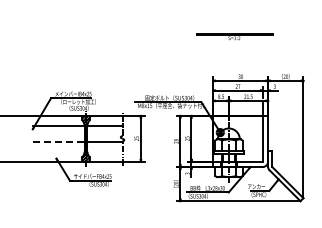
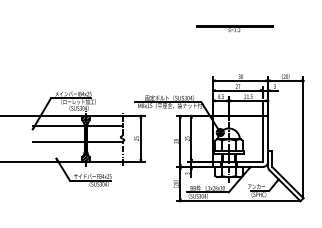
part position: (234, 36) -> (234, 28) (234, 28)
line: dashed -> solid (58, 142)
